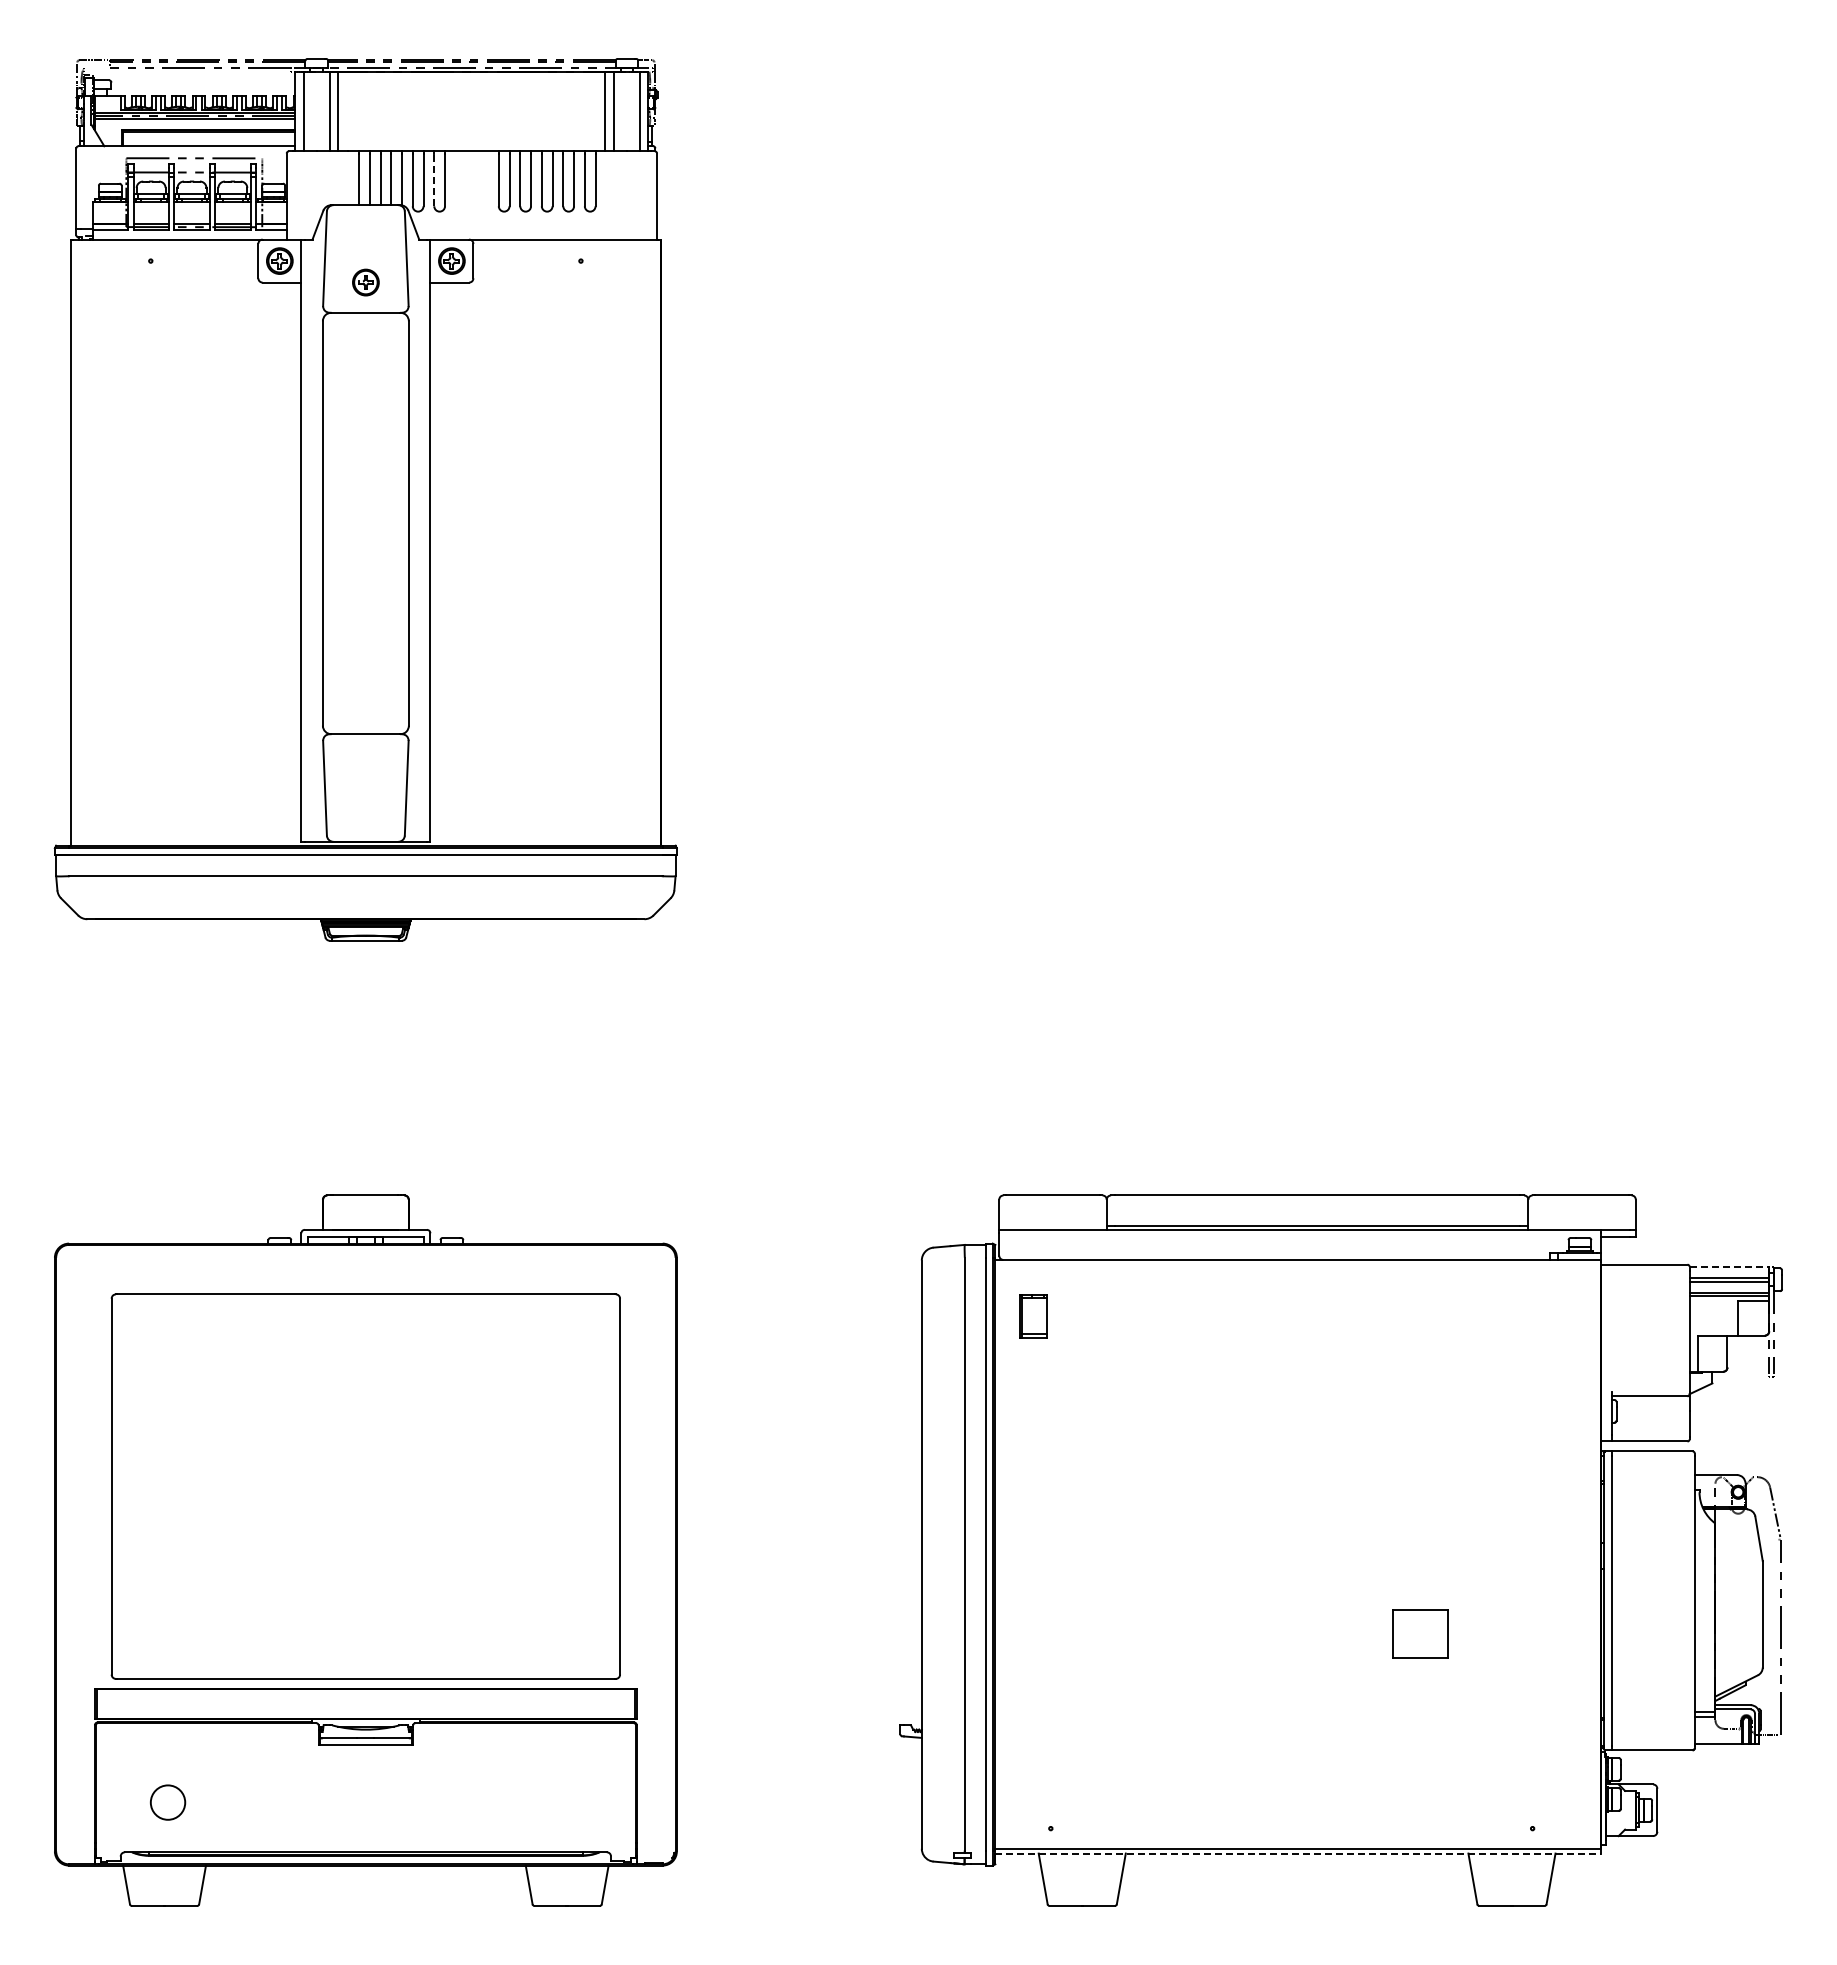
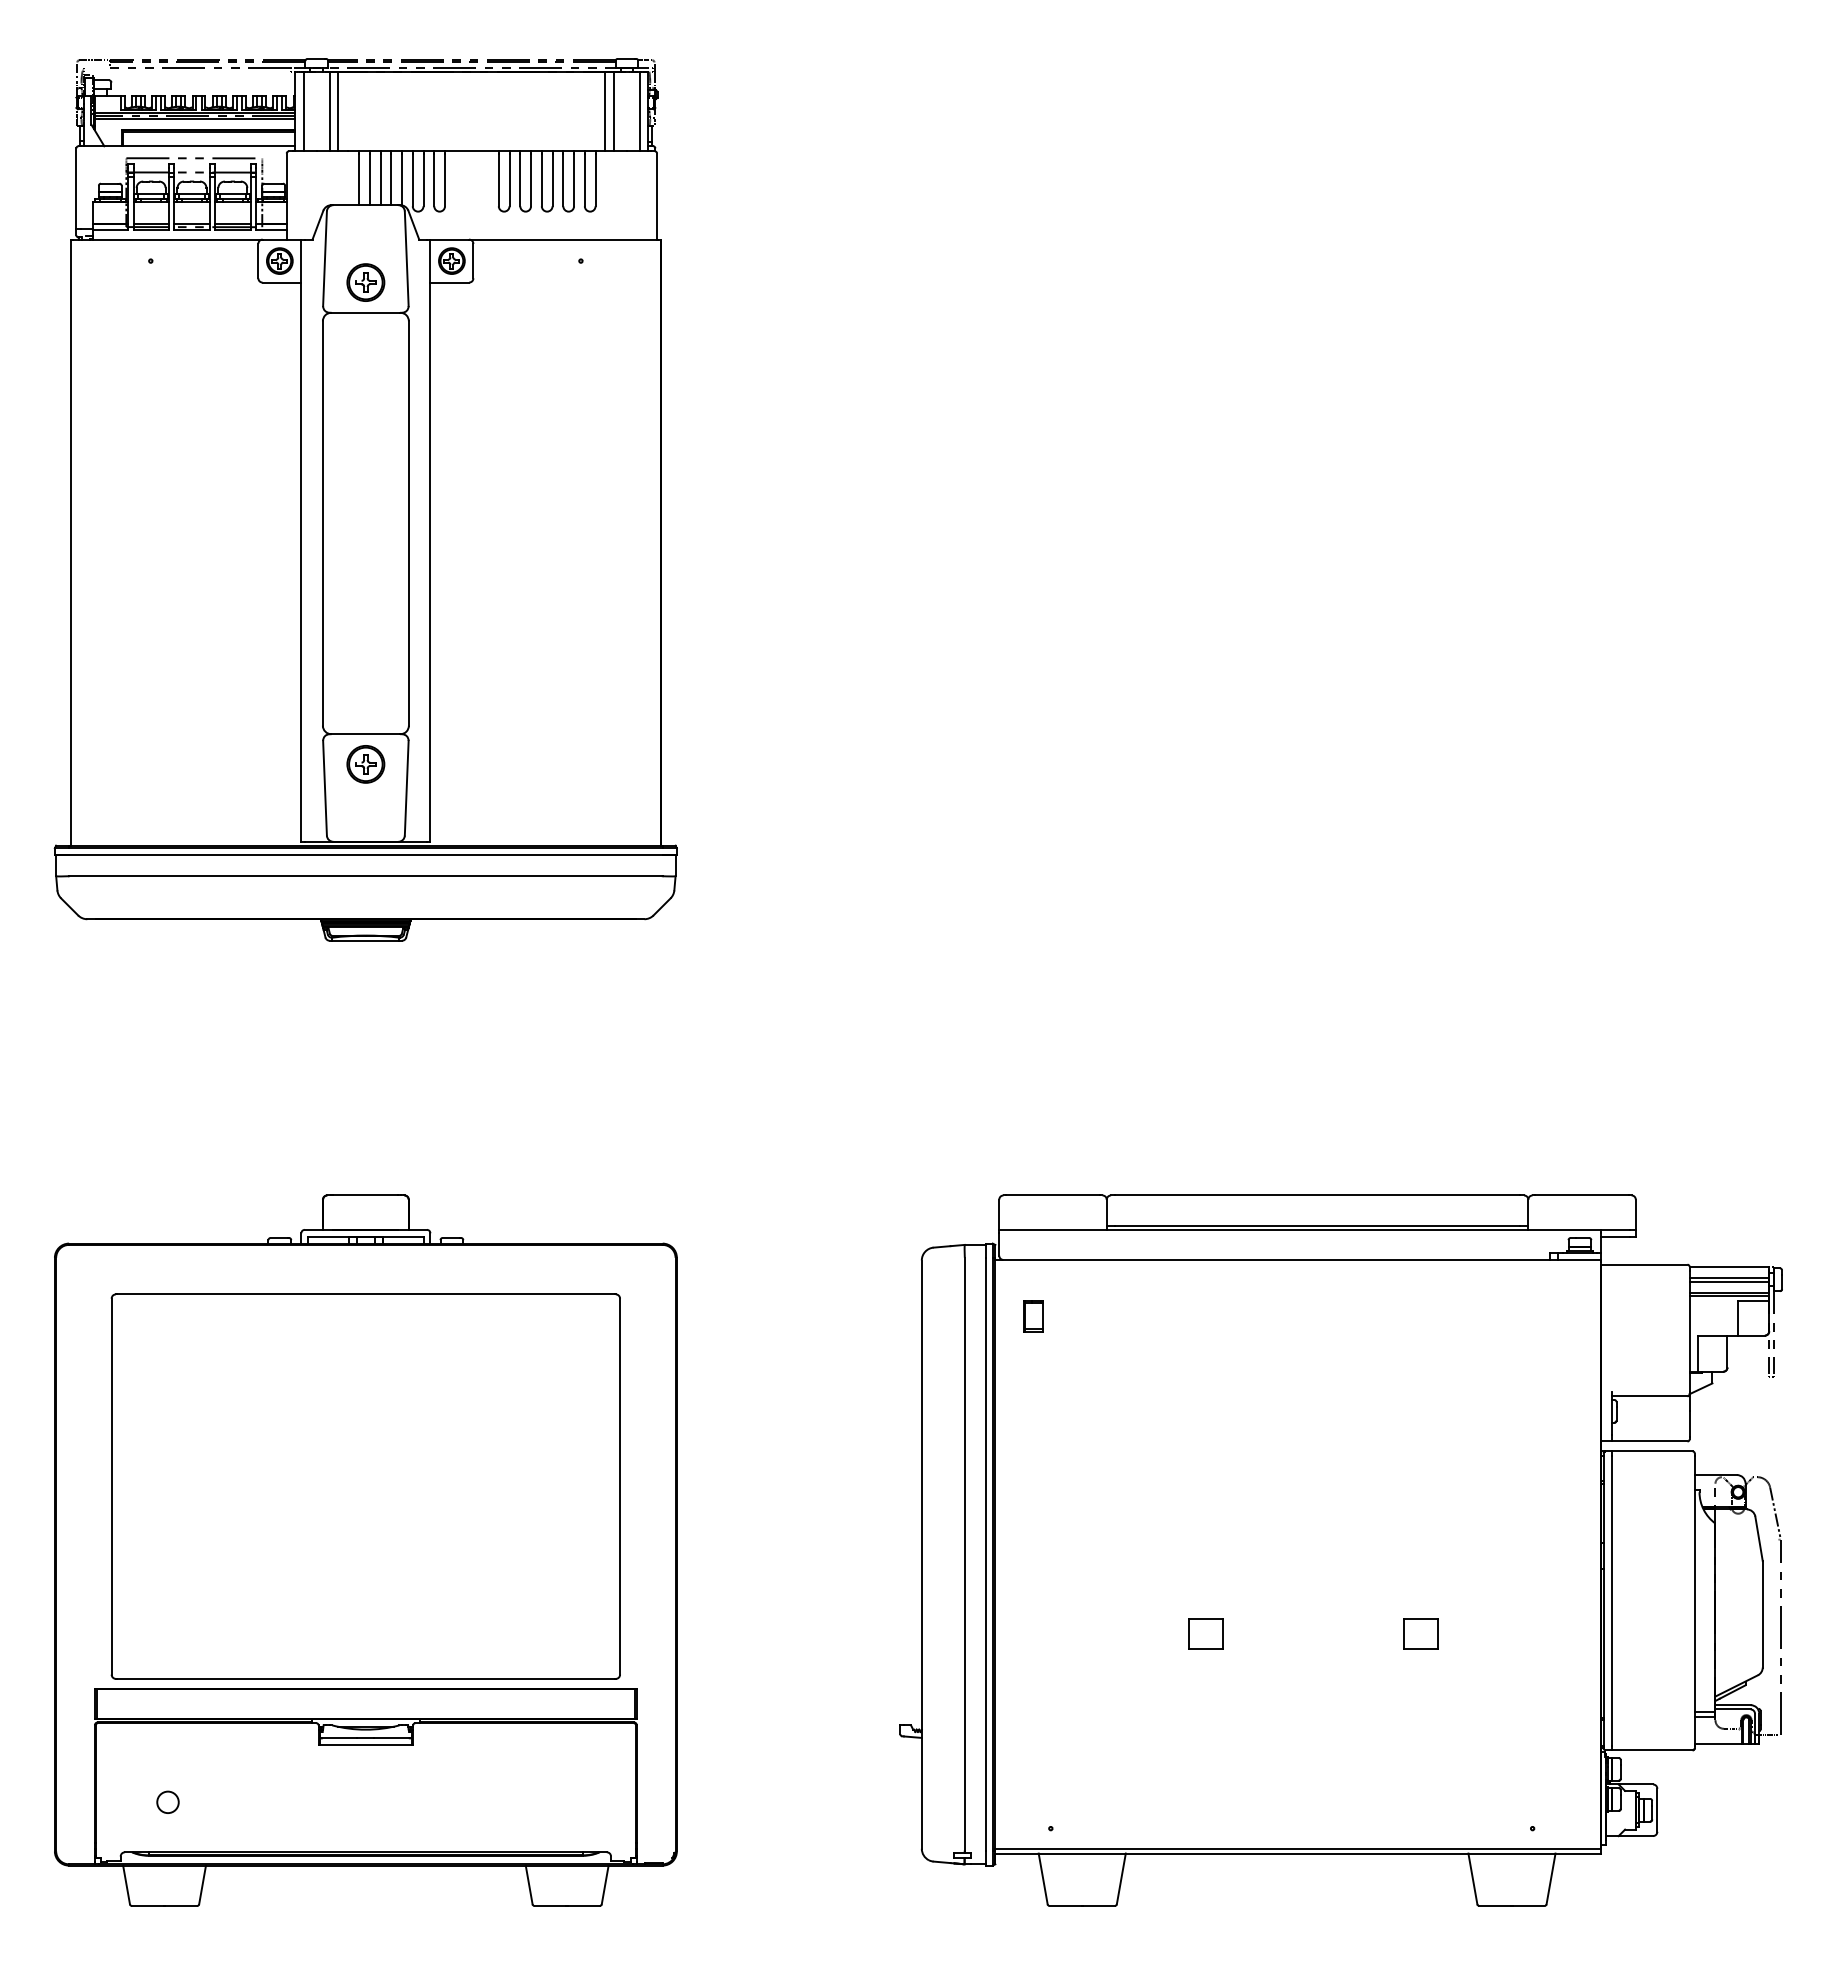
line: dashed -> solid (434, 179)
part size: 28x29 px -> 40x39 px (365, 282)
part: none -> present (365, 764)
line: dashed -> solid (1729, 1266)
part size: 29x45 px -> 21x33 px (1033, 1316)
part: none -> present (1205, 1633)
part size: 57x50 px -> 36x32 px (1420, 1633)
circle size: 38x37 px -> 24x24 px (167, 1801)
line: dashed -> solid (1298, 1853)
